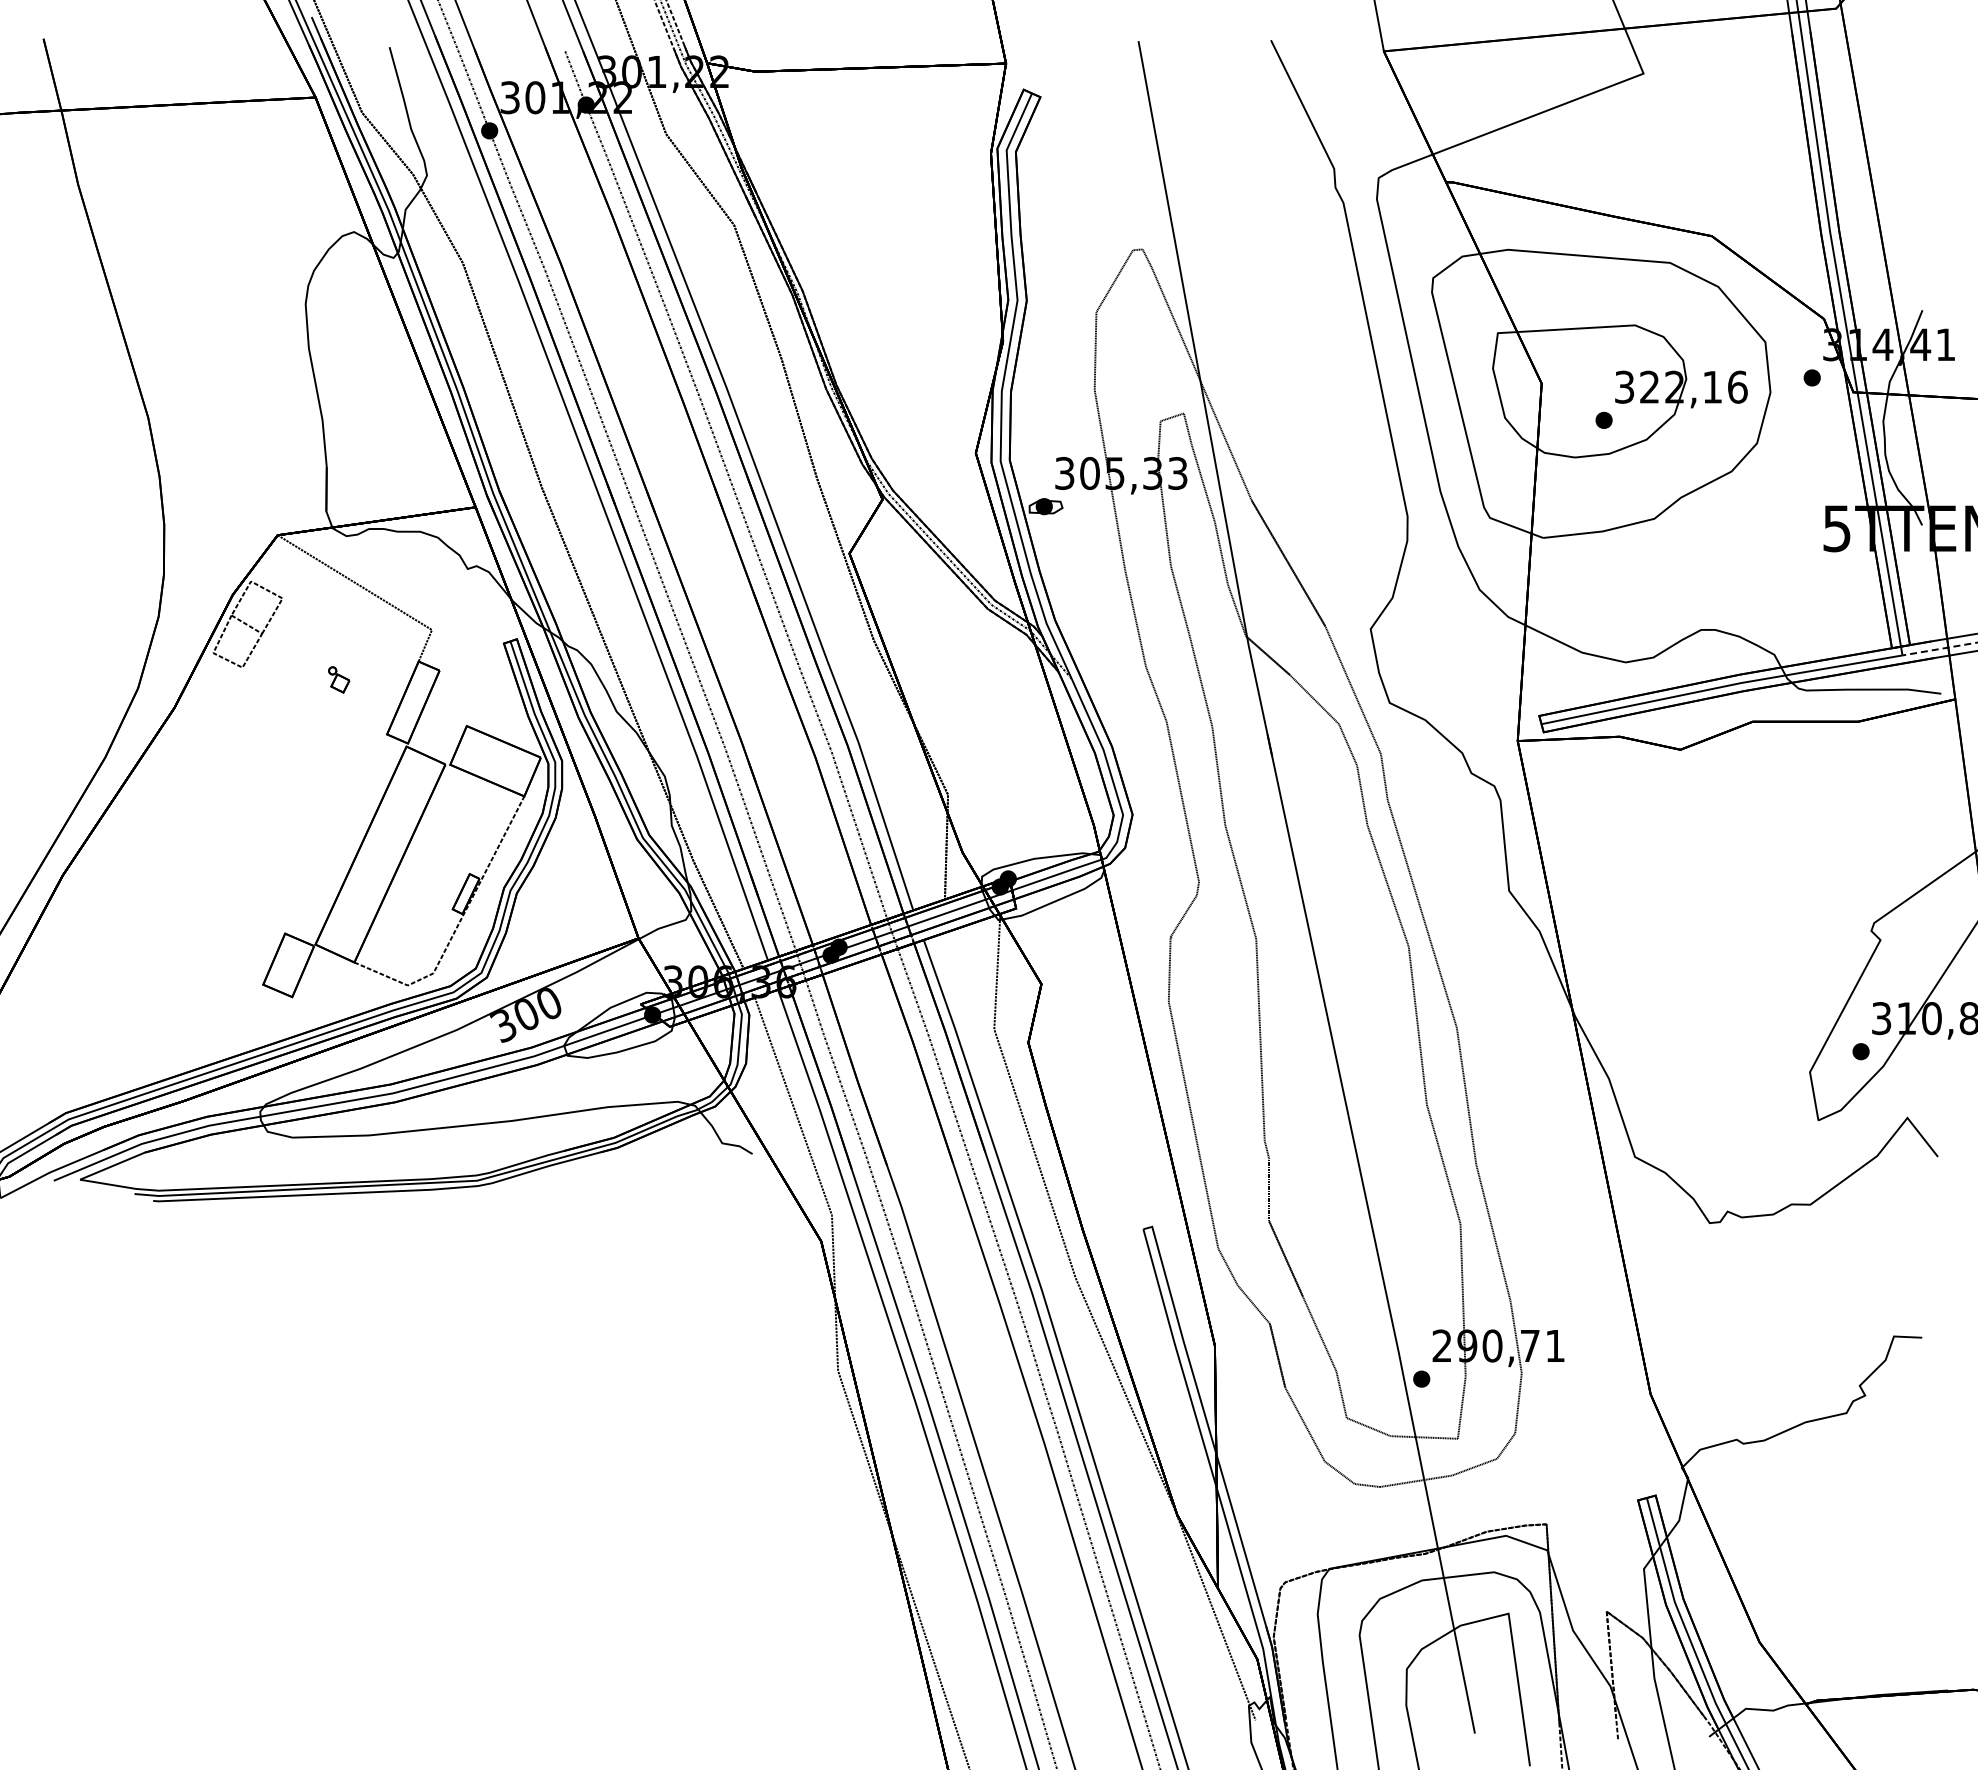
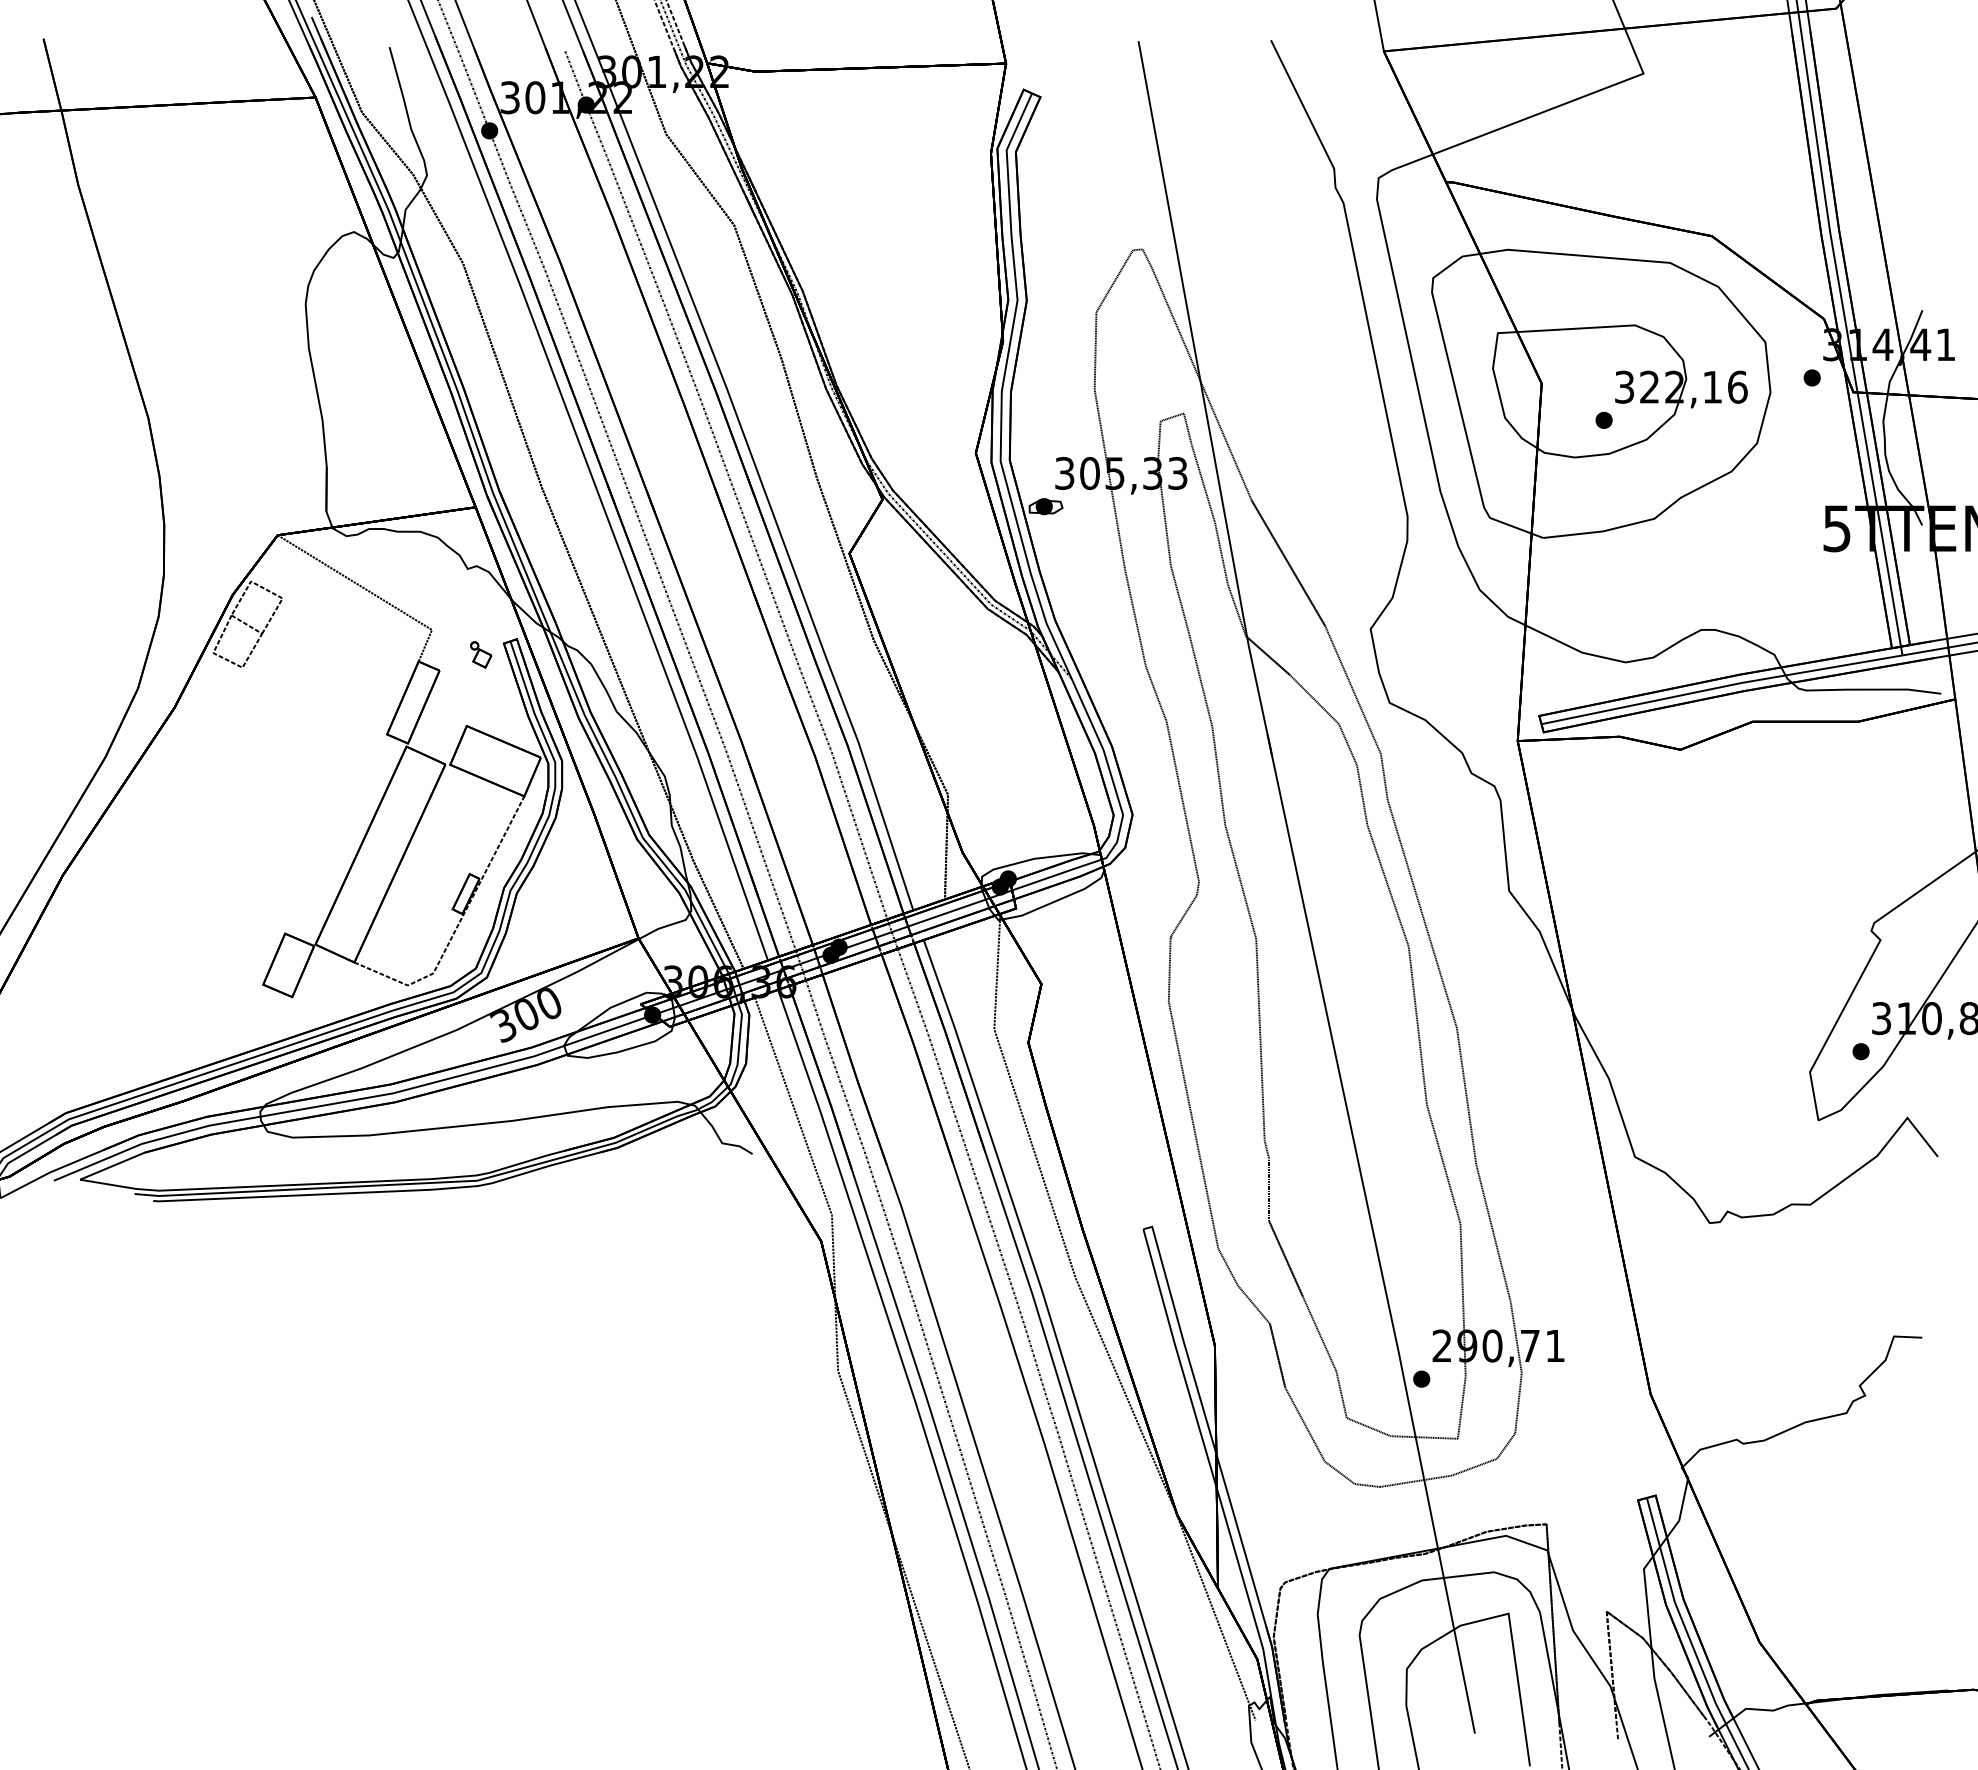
line: dashed -> solid (1939, 649)
part position: (339, 679) -> (481, 654) (481, 654)
